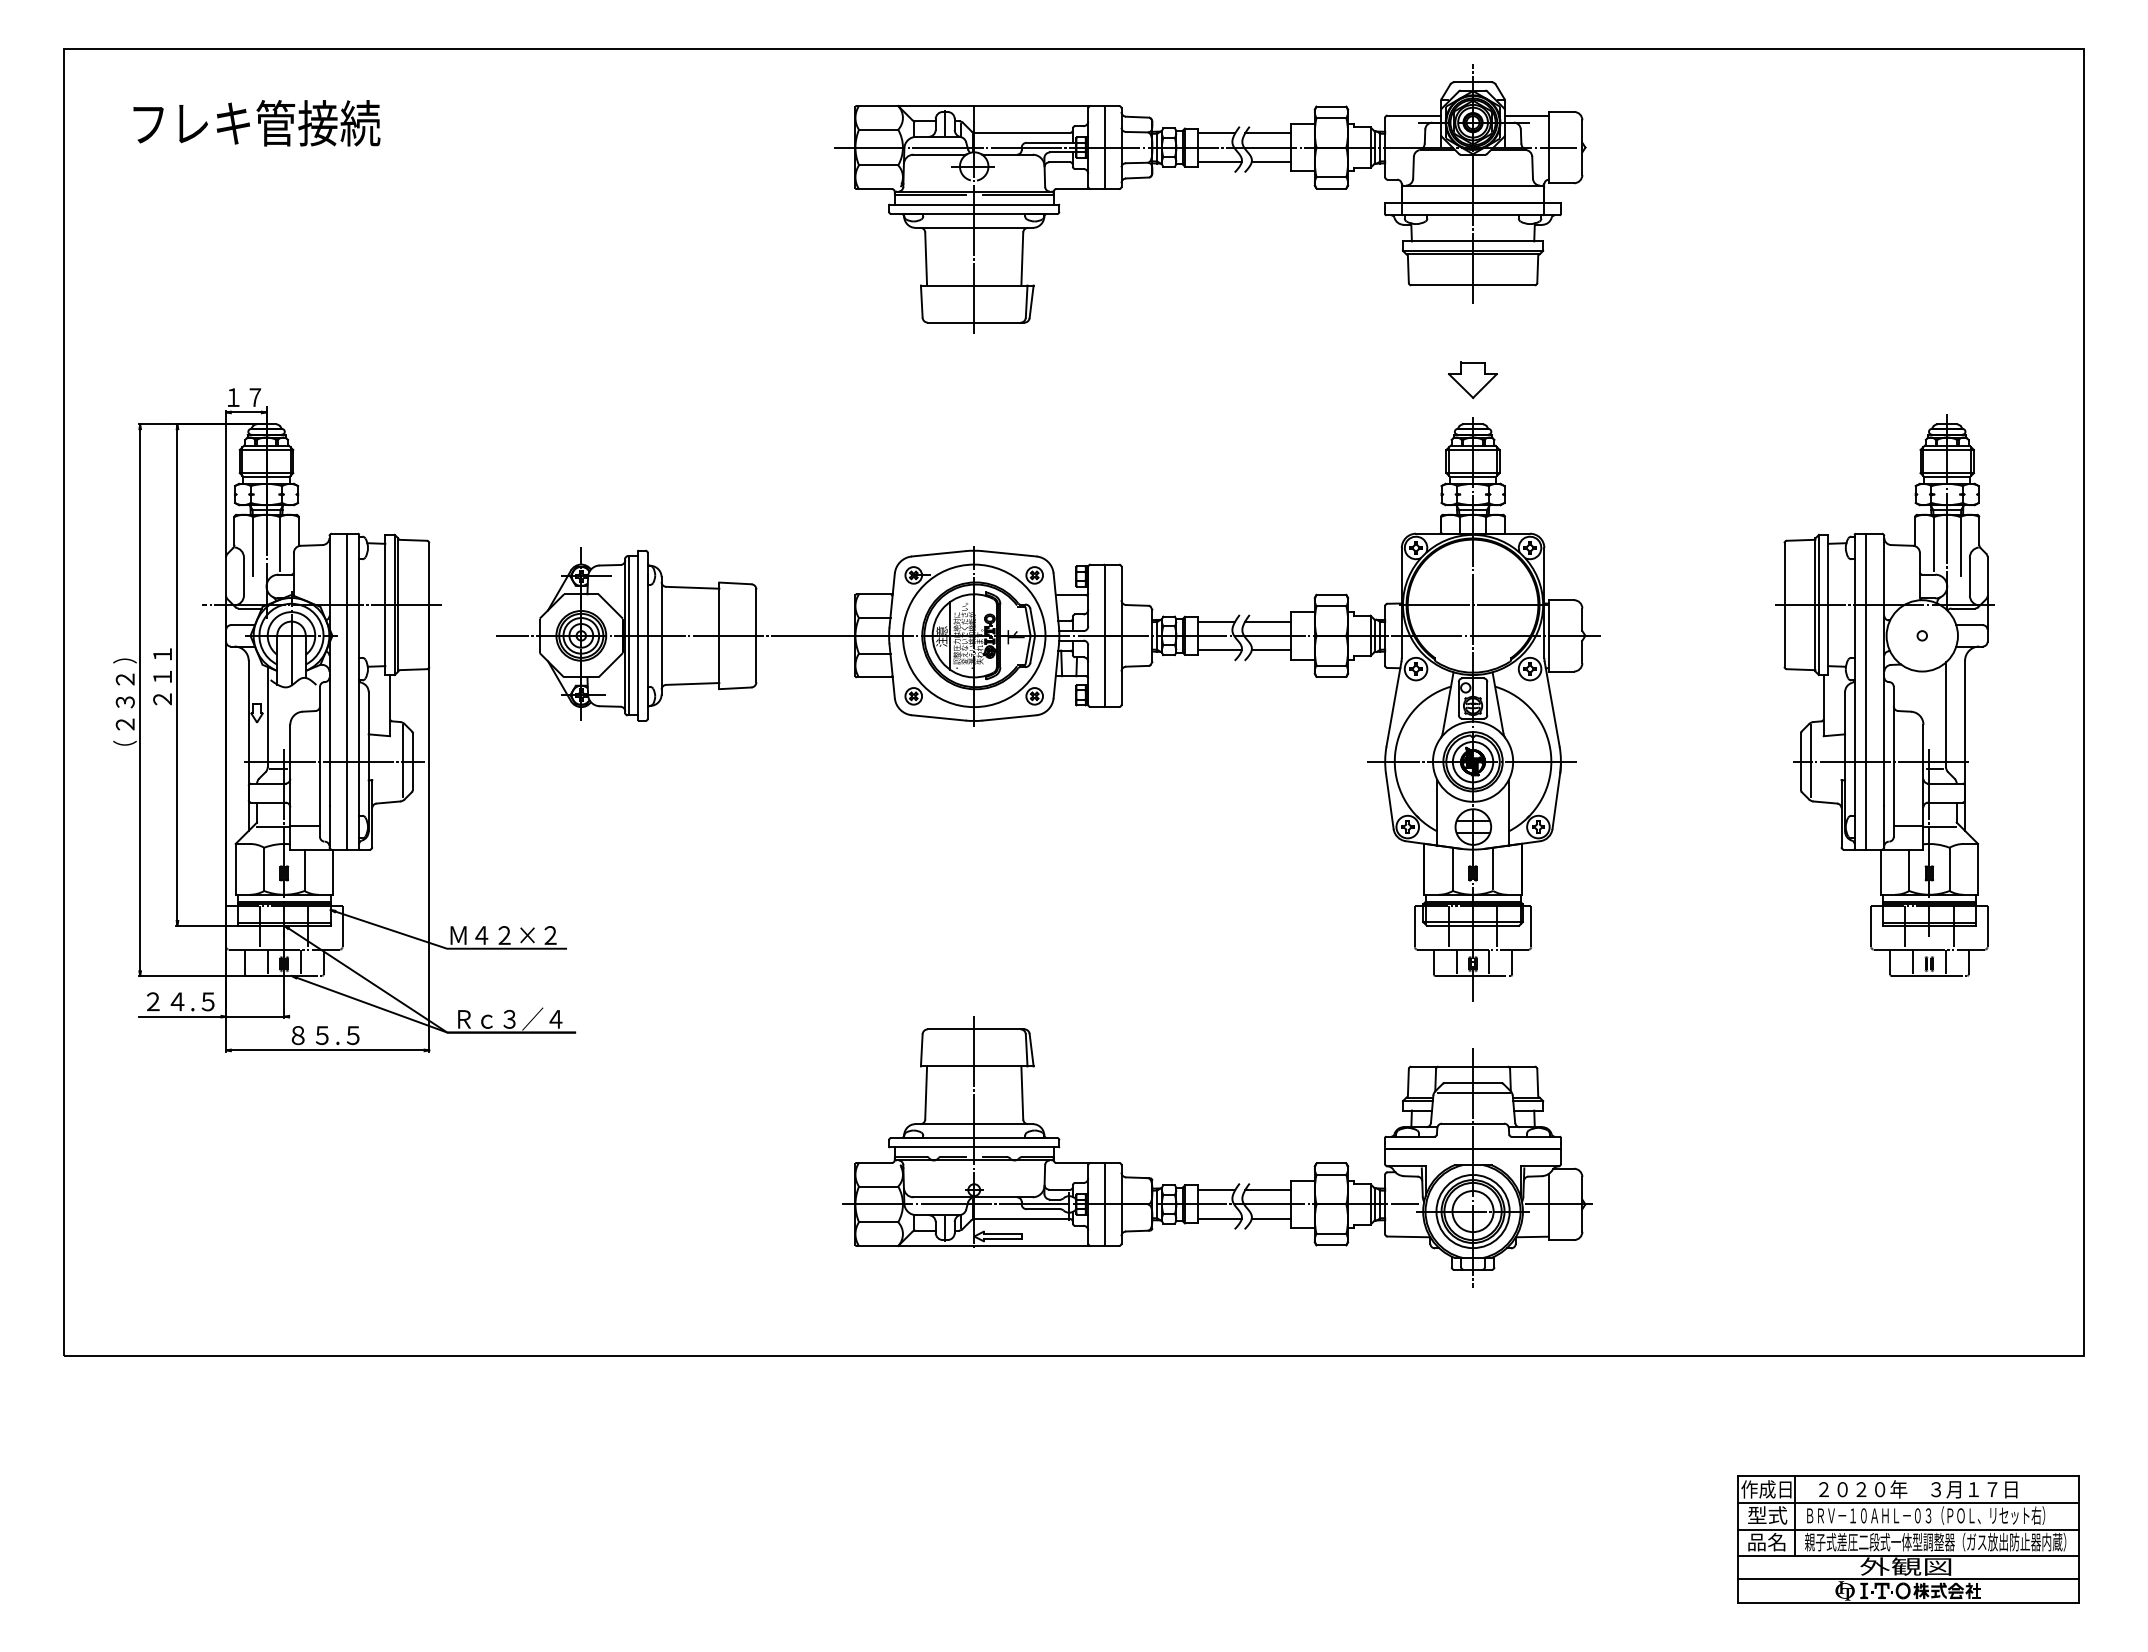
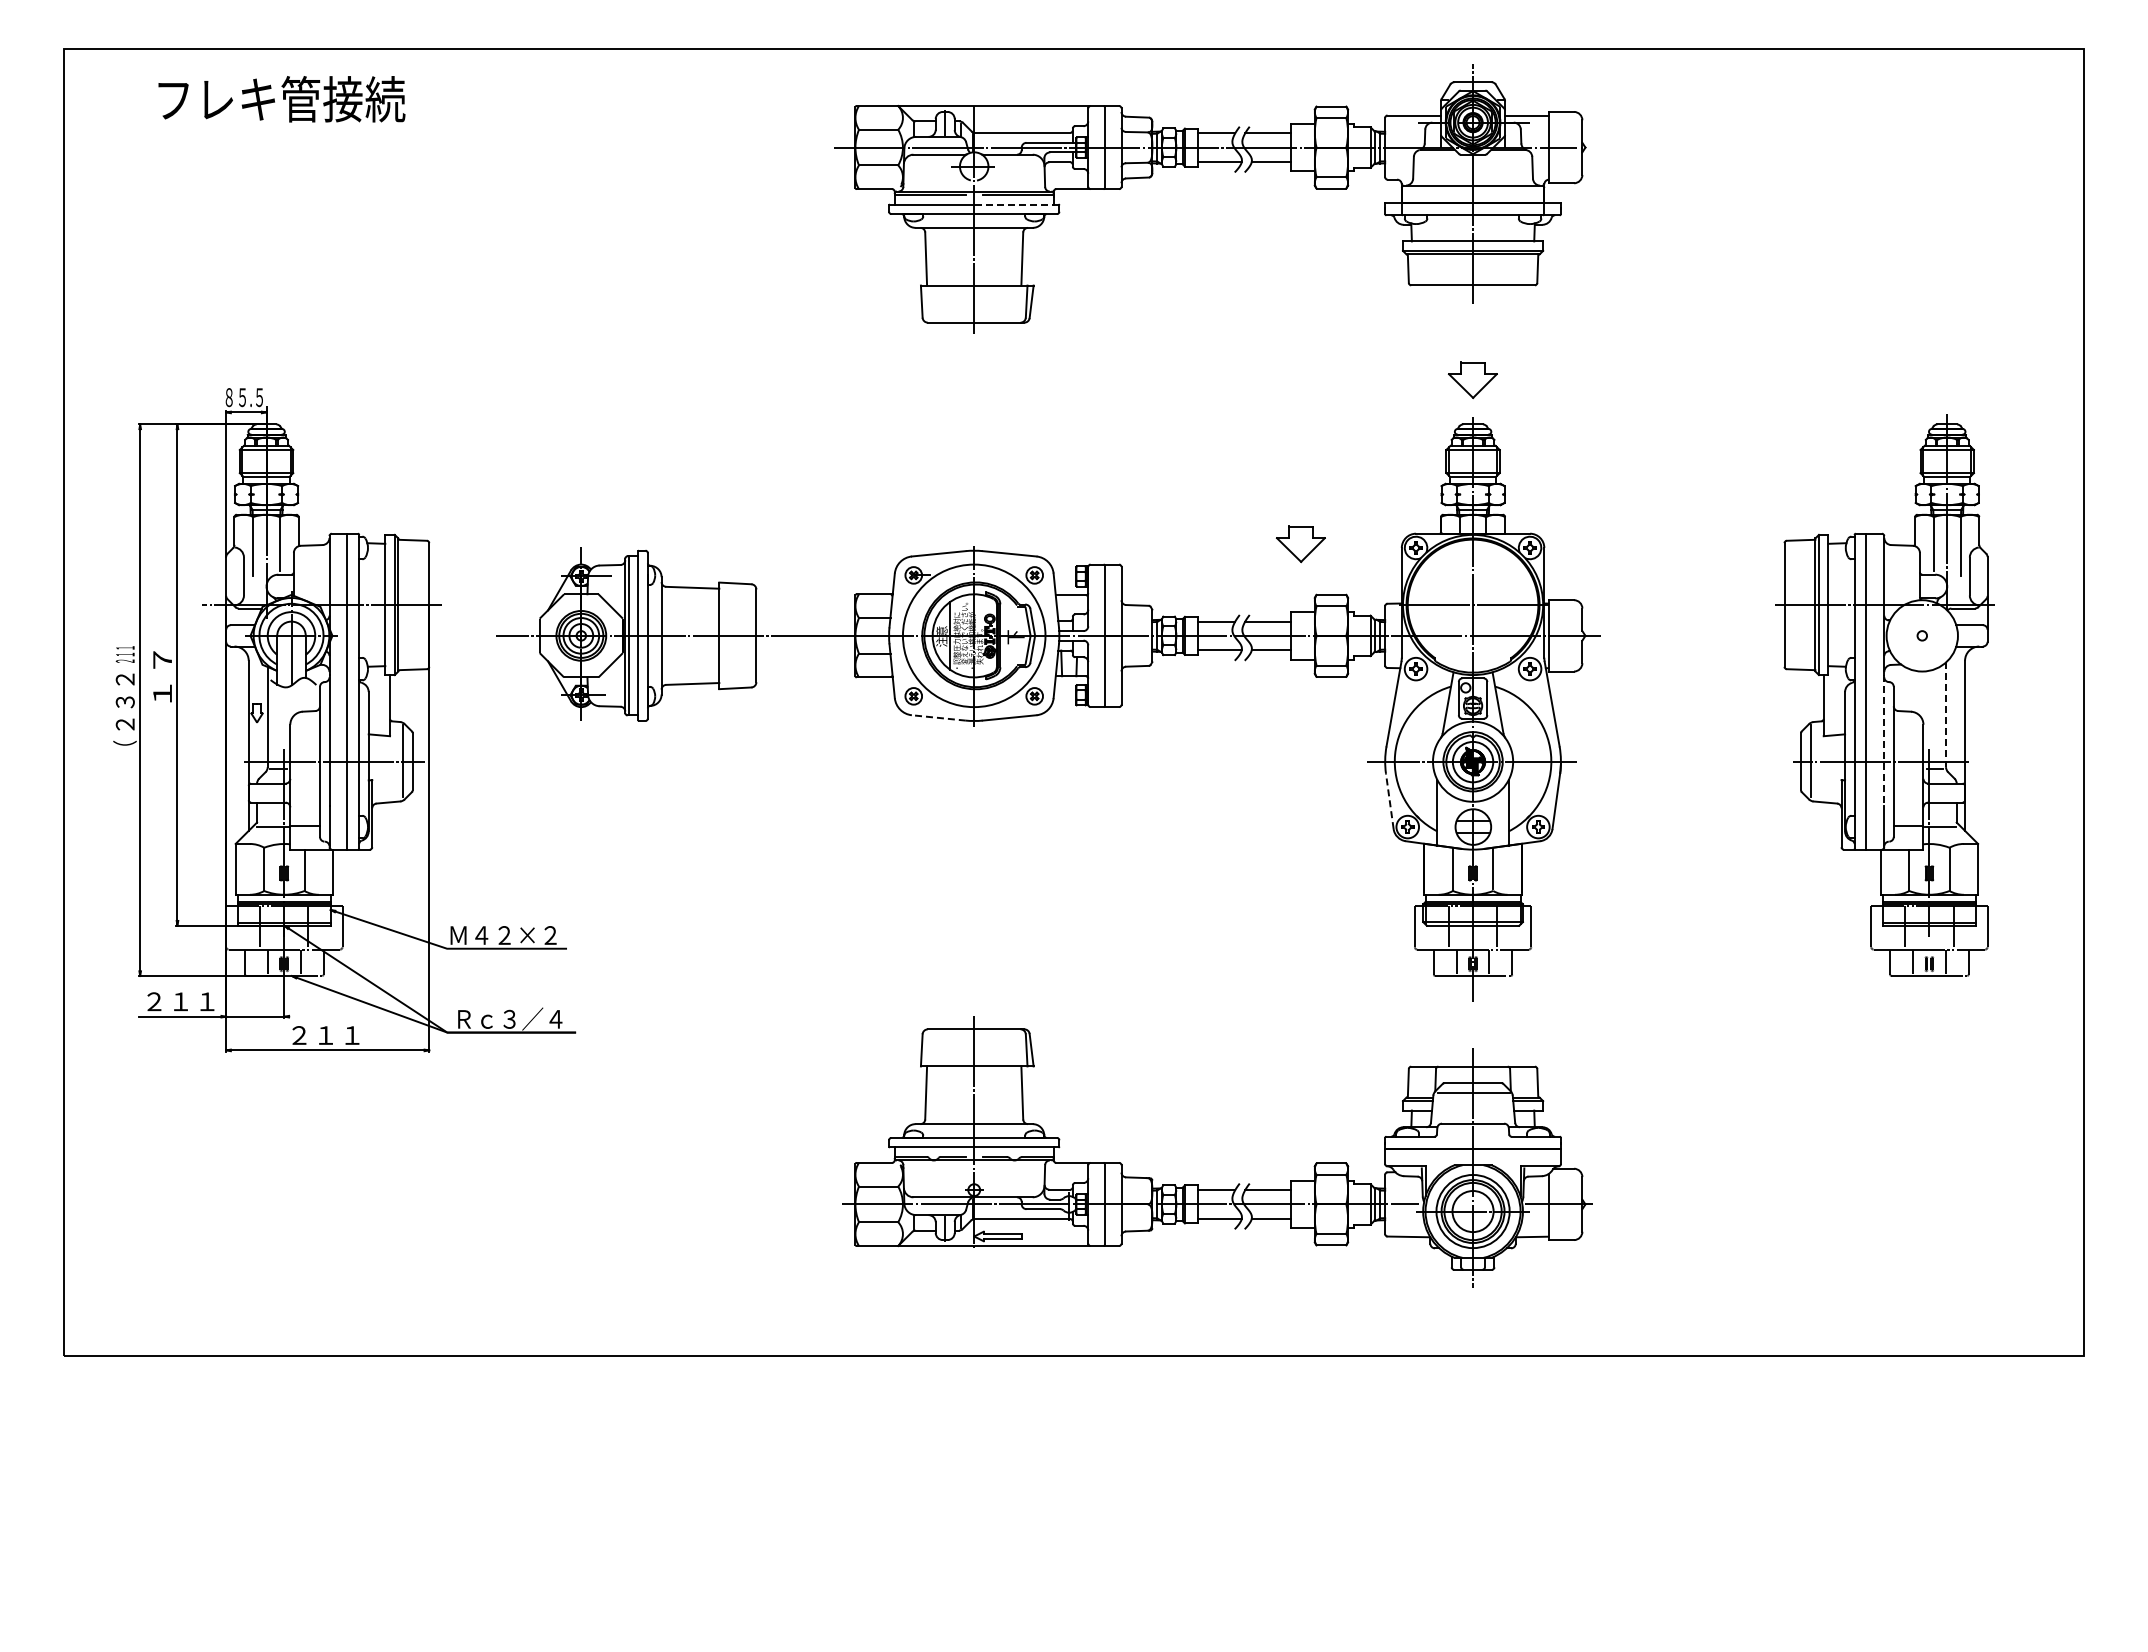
text position: (256, 123) -> (281, 99) (281, 99)
line: solid -> dashed (1015, 204)
text: １７ -> ８５.５ (243, 397)
part: none -> present (1300, 544)
text: ） -> ２１１ (124, 654)
text: ２１１ -> １７ (162, 676)
line: solid -> dashed (1946, 715)
line: solid -> dashed (938, 717)
line: solid -> dashed (1884, 740)
line: solid -> dashed (1389, 801)
text: ２４.５ -> ２１１ (180, 1001)
text: ８５.５ -> ２１１ (325, 1035)
part: present -> none (1908, 1539)
